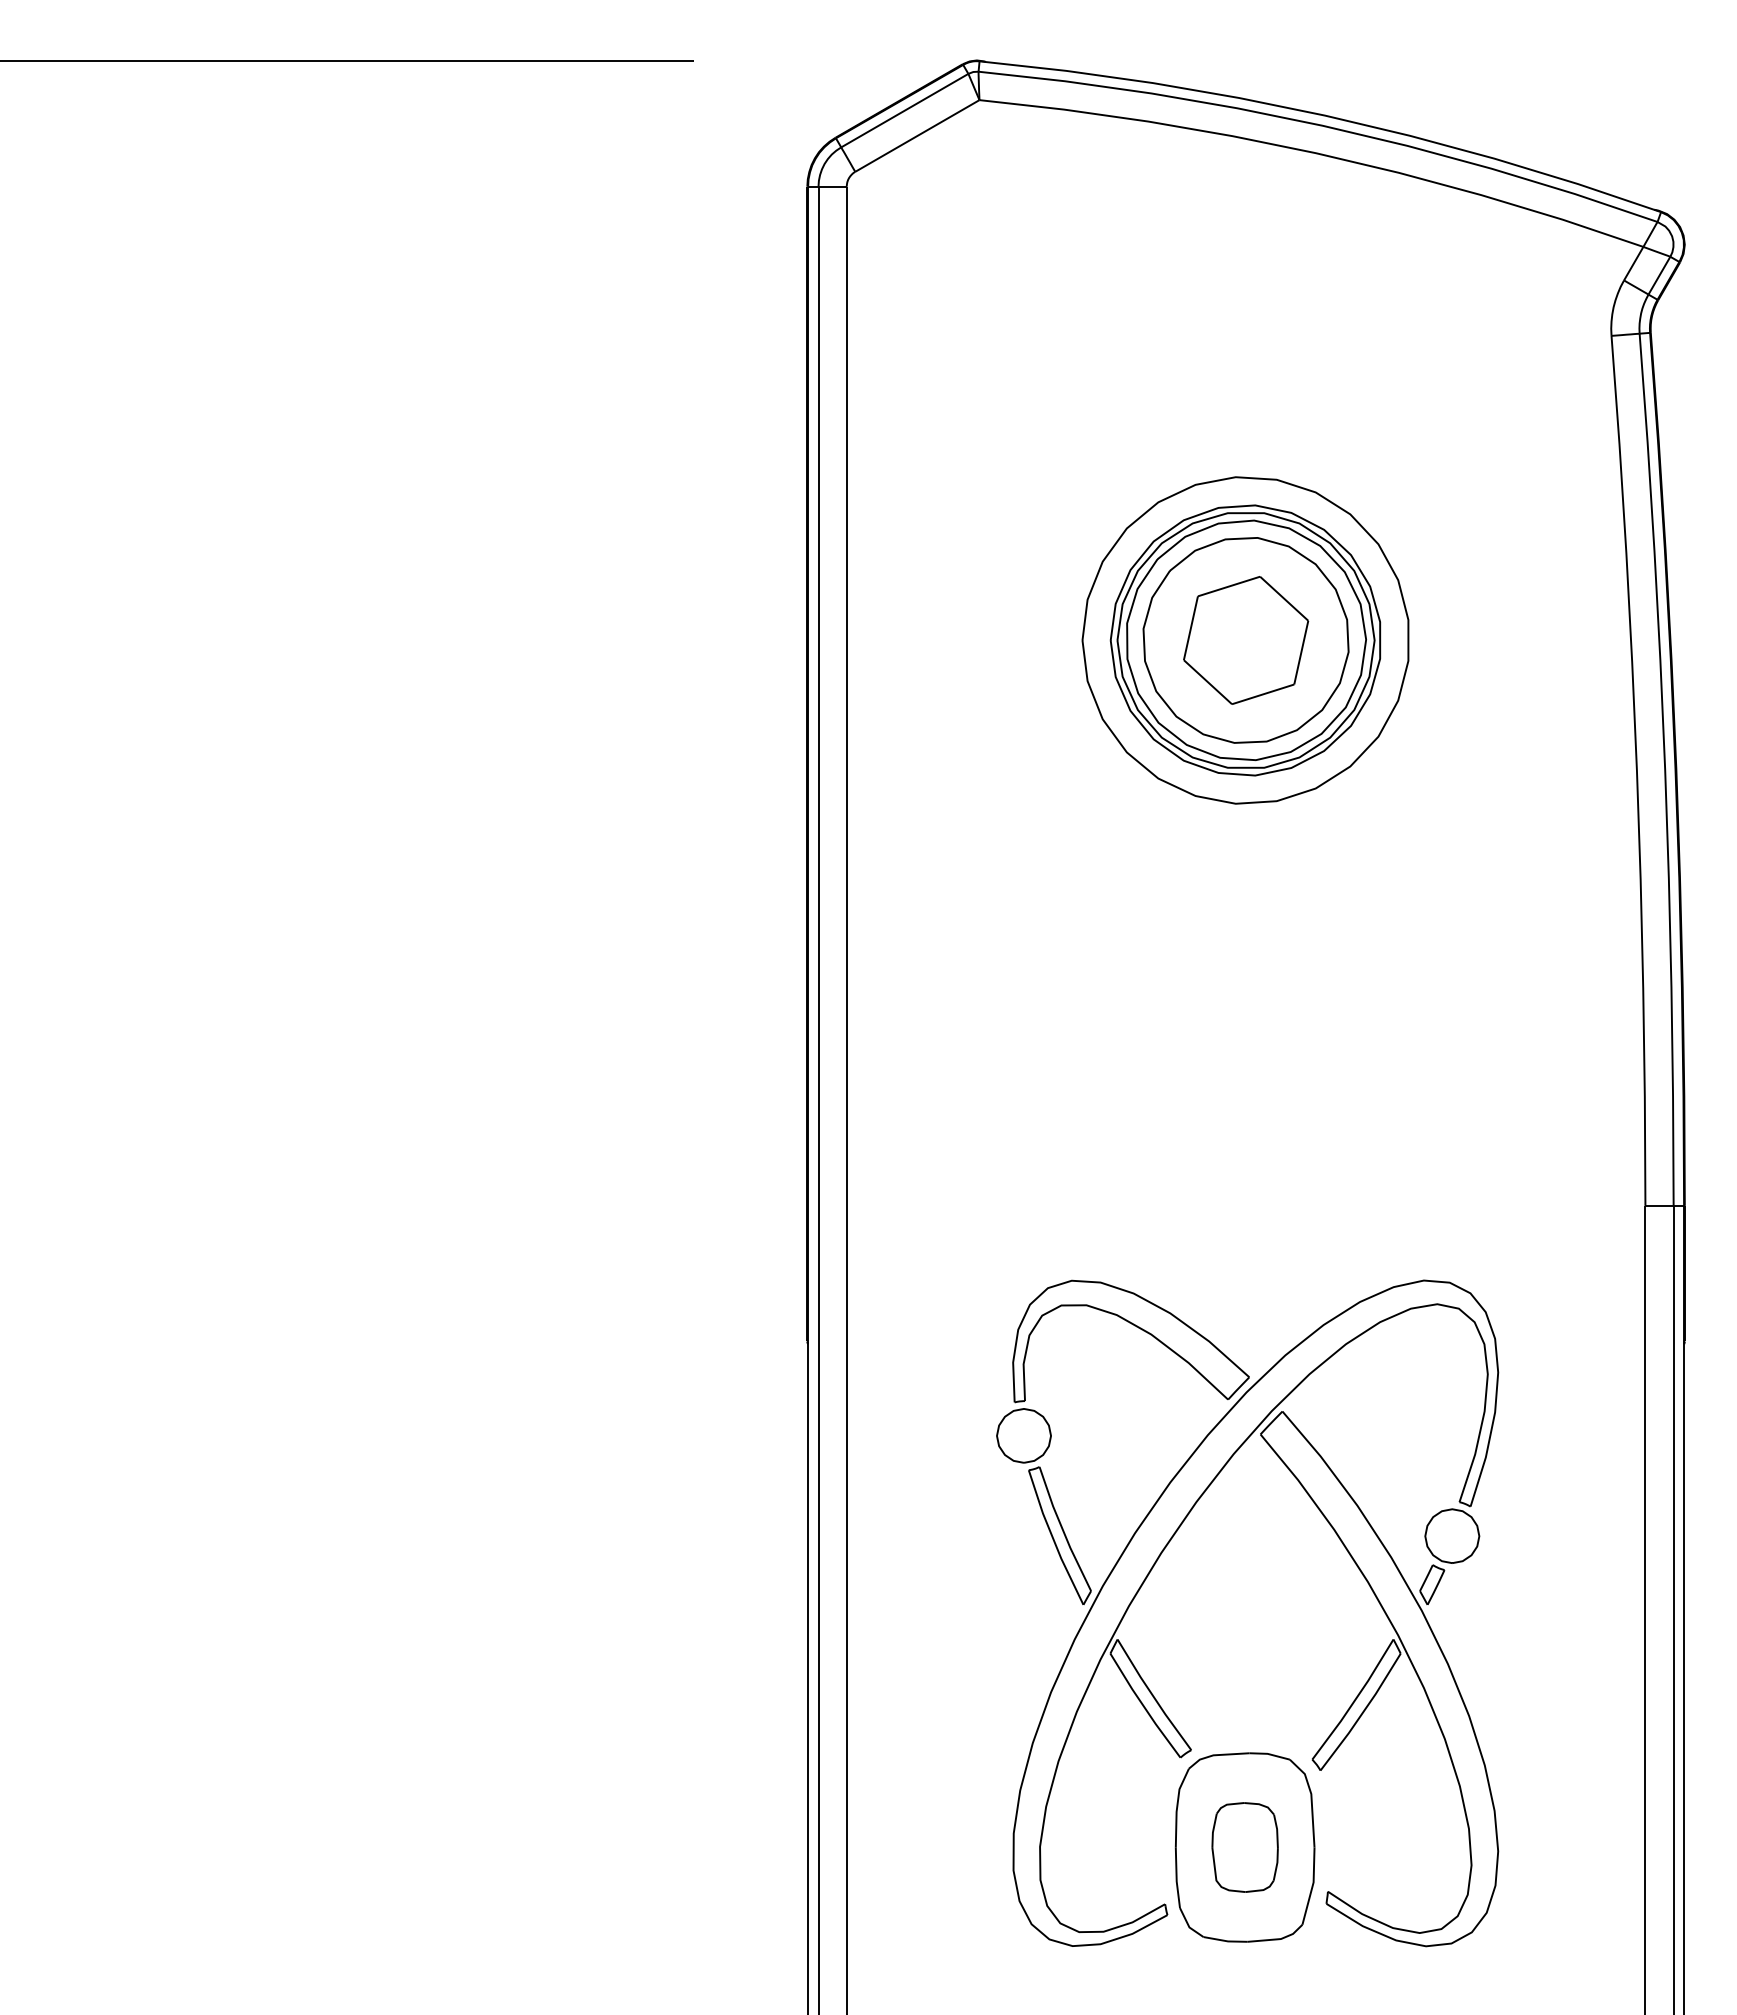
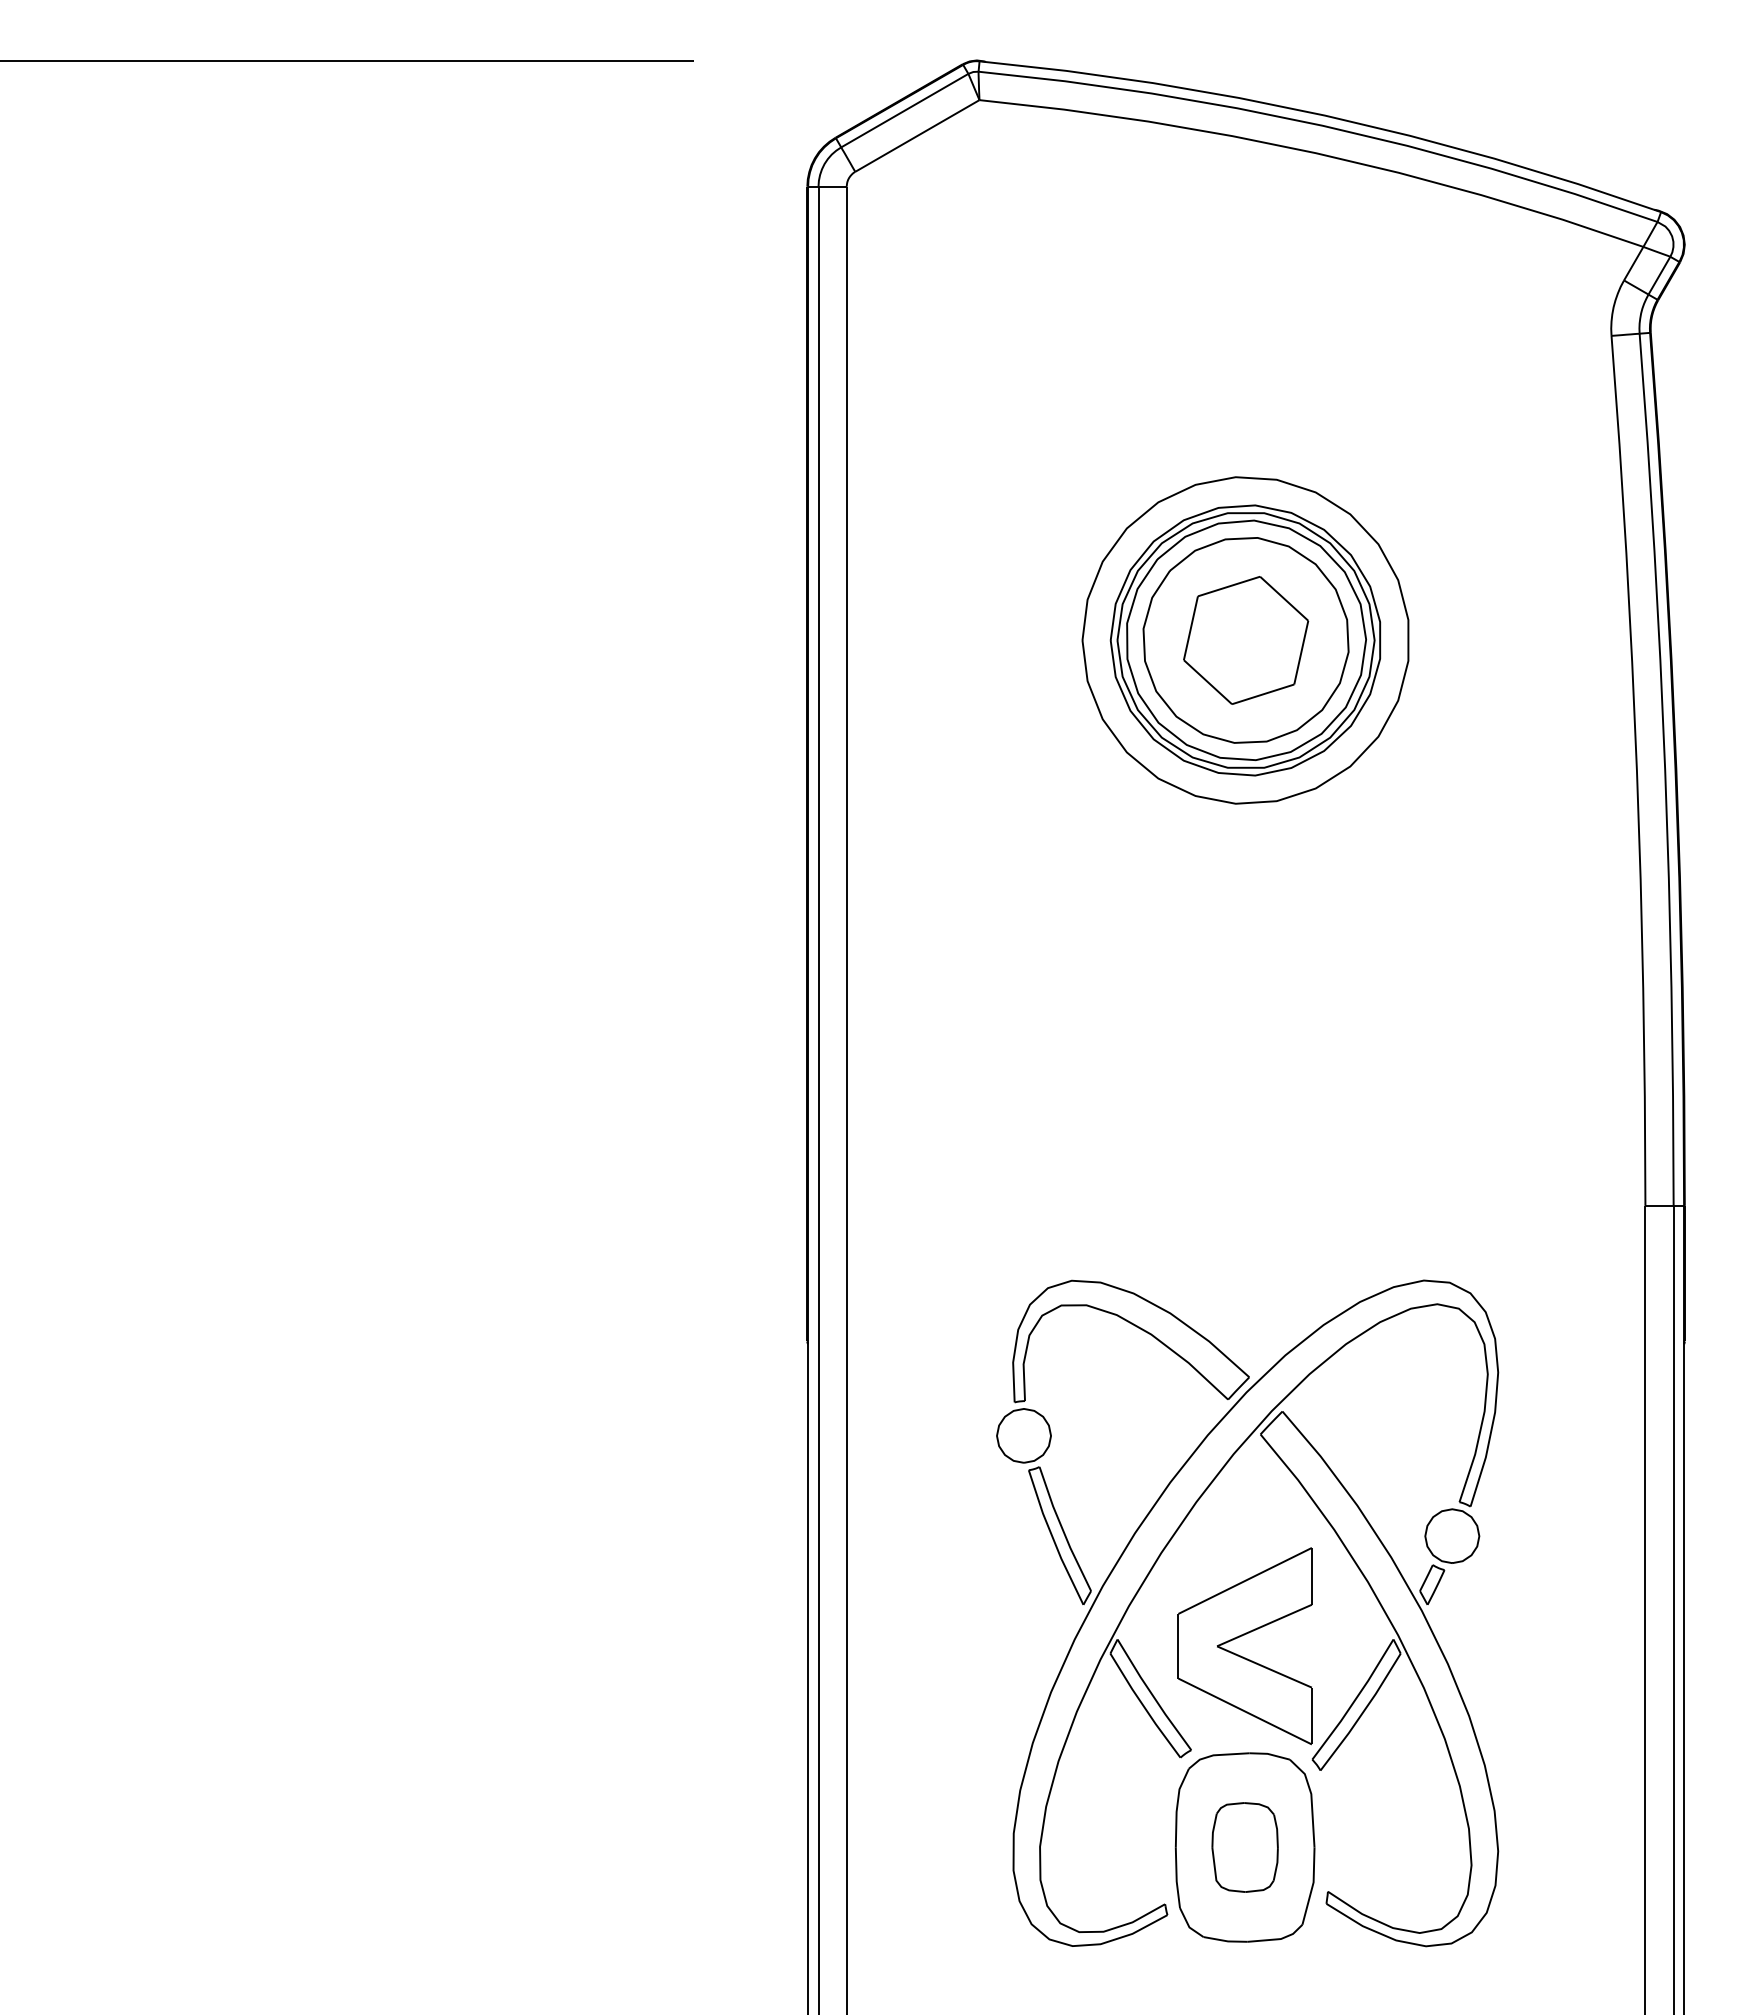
part: none -> present (1240, 1637)
